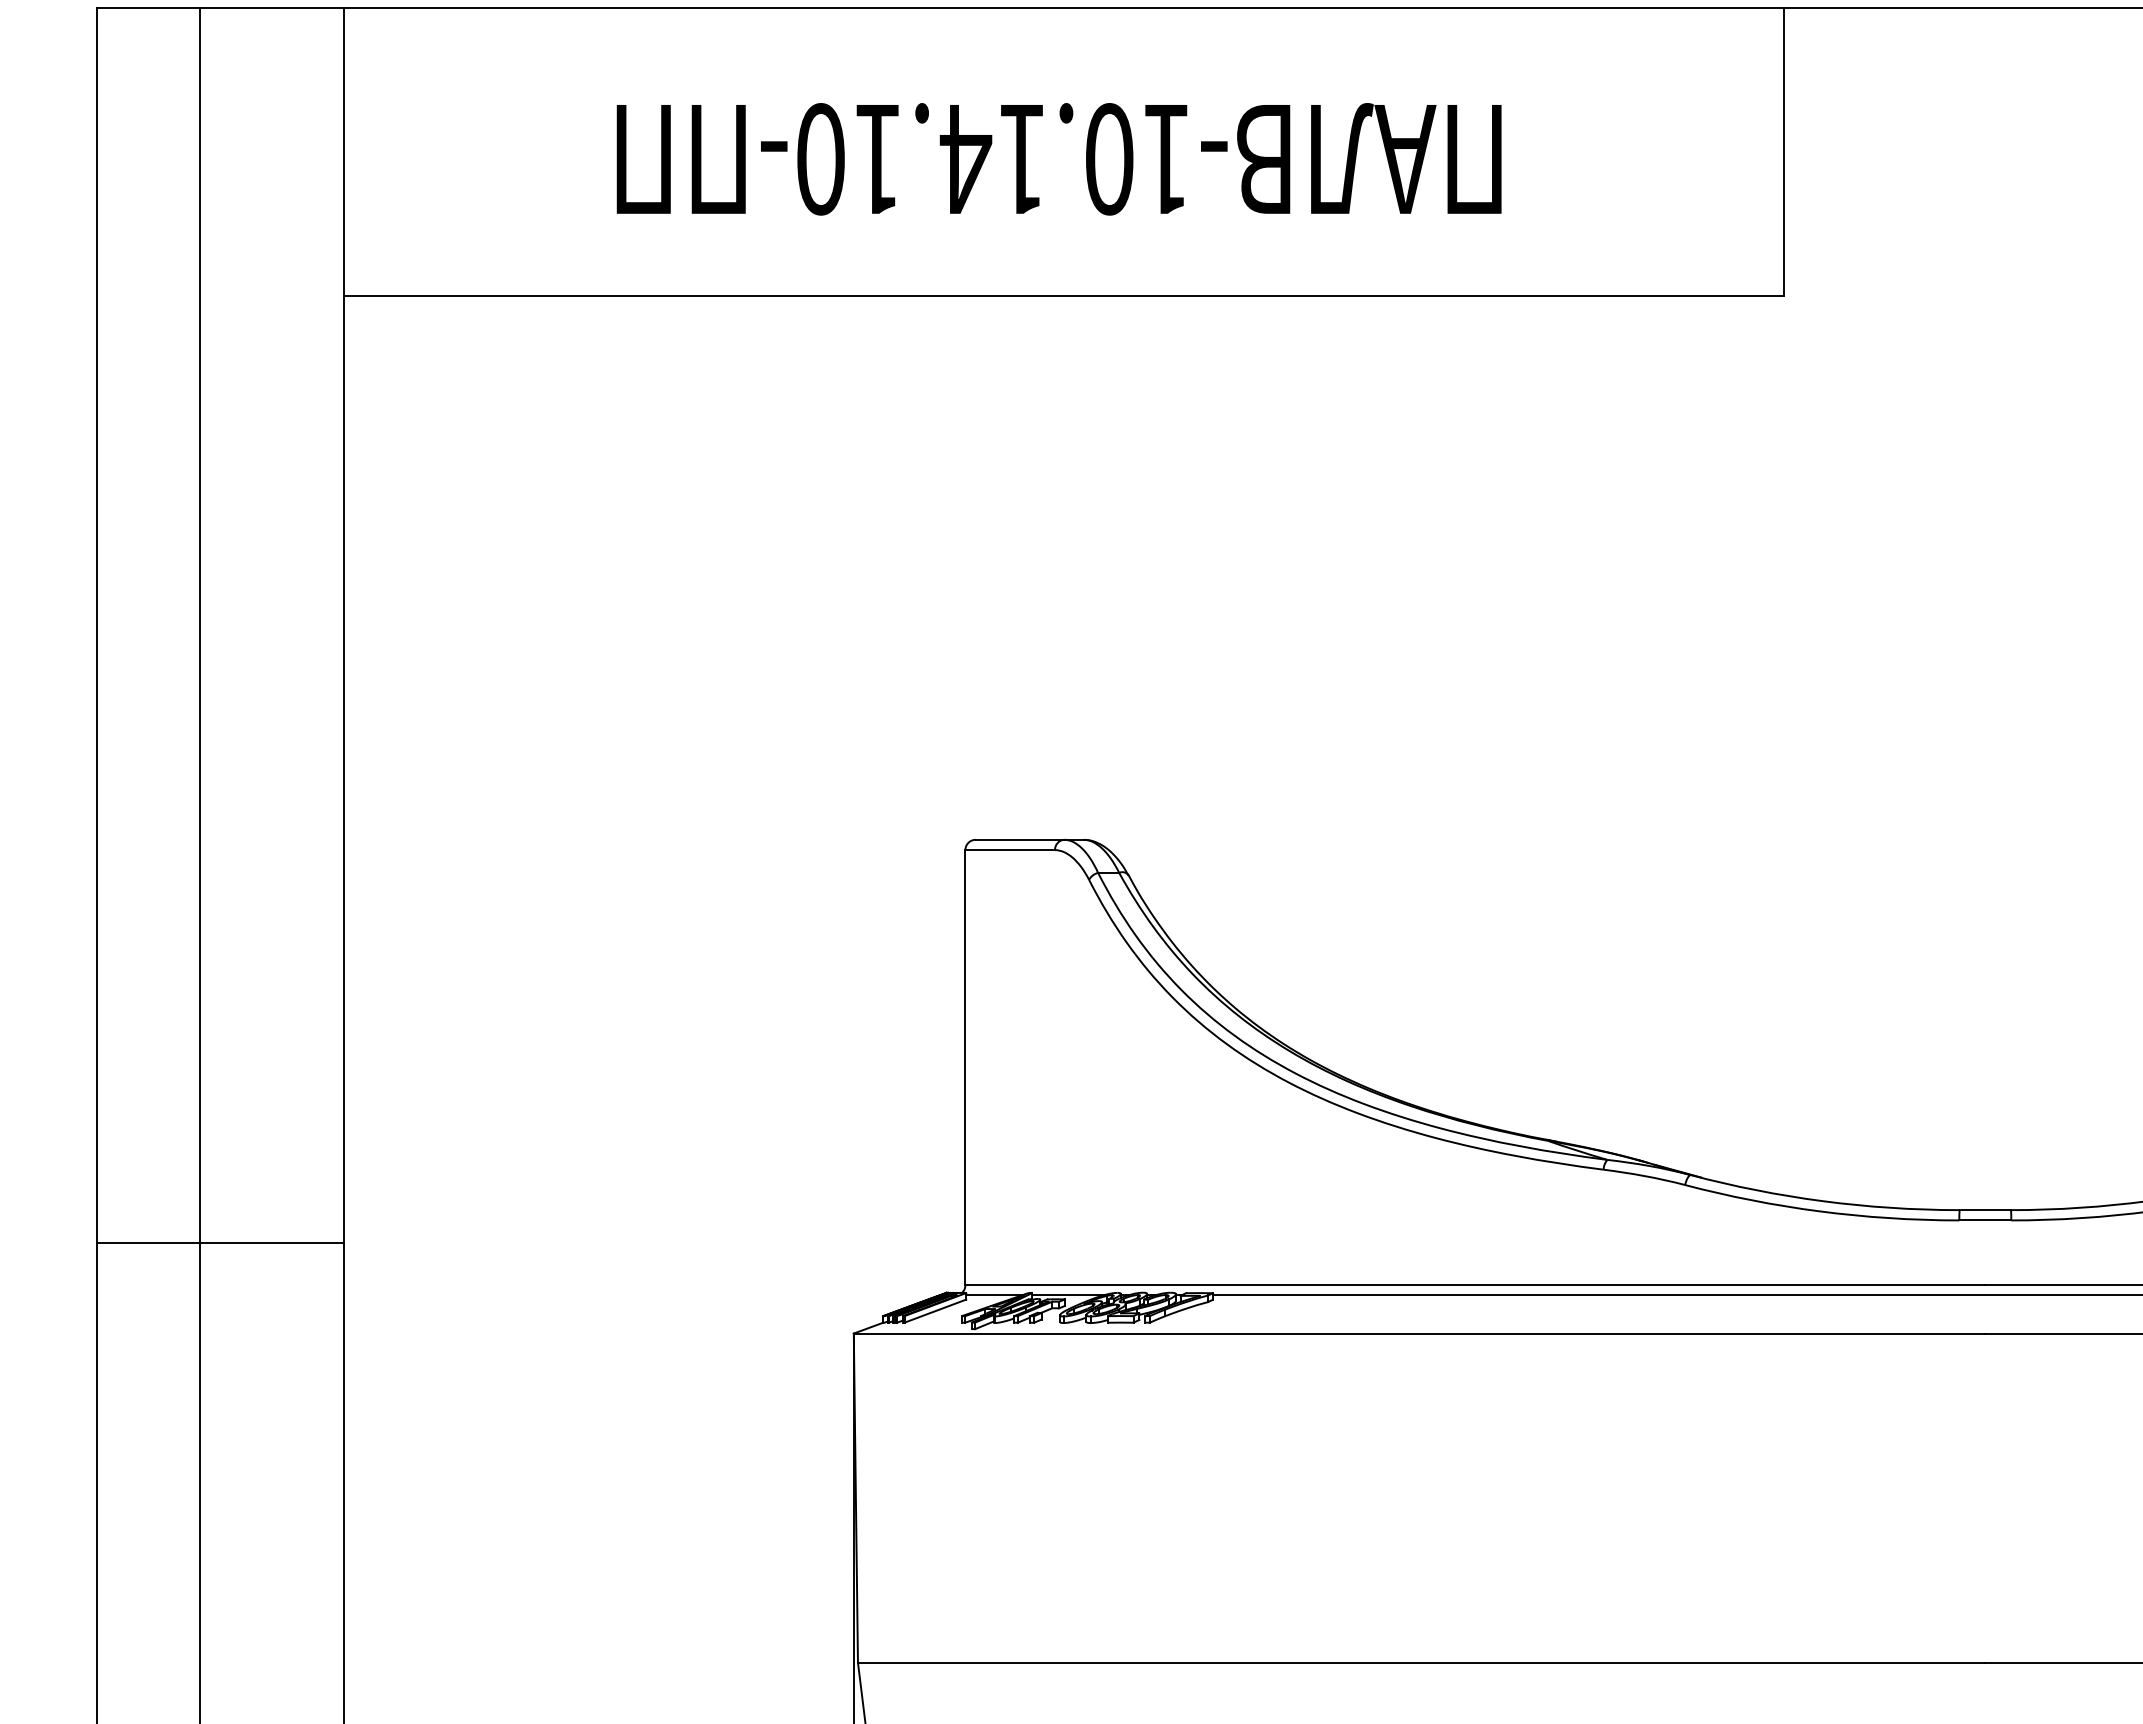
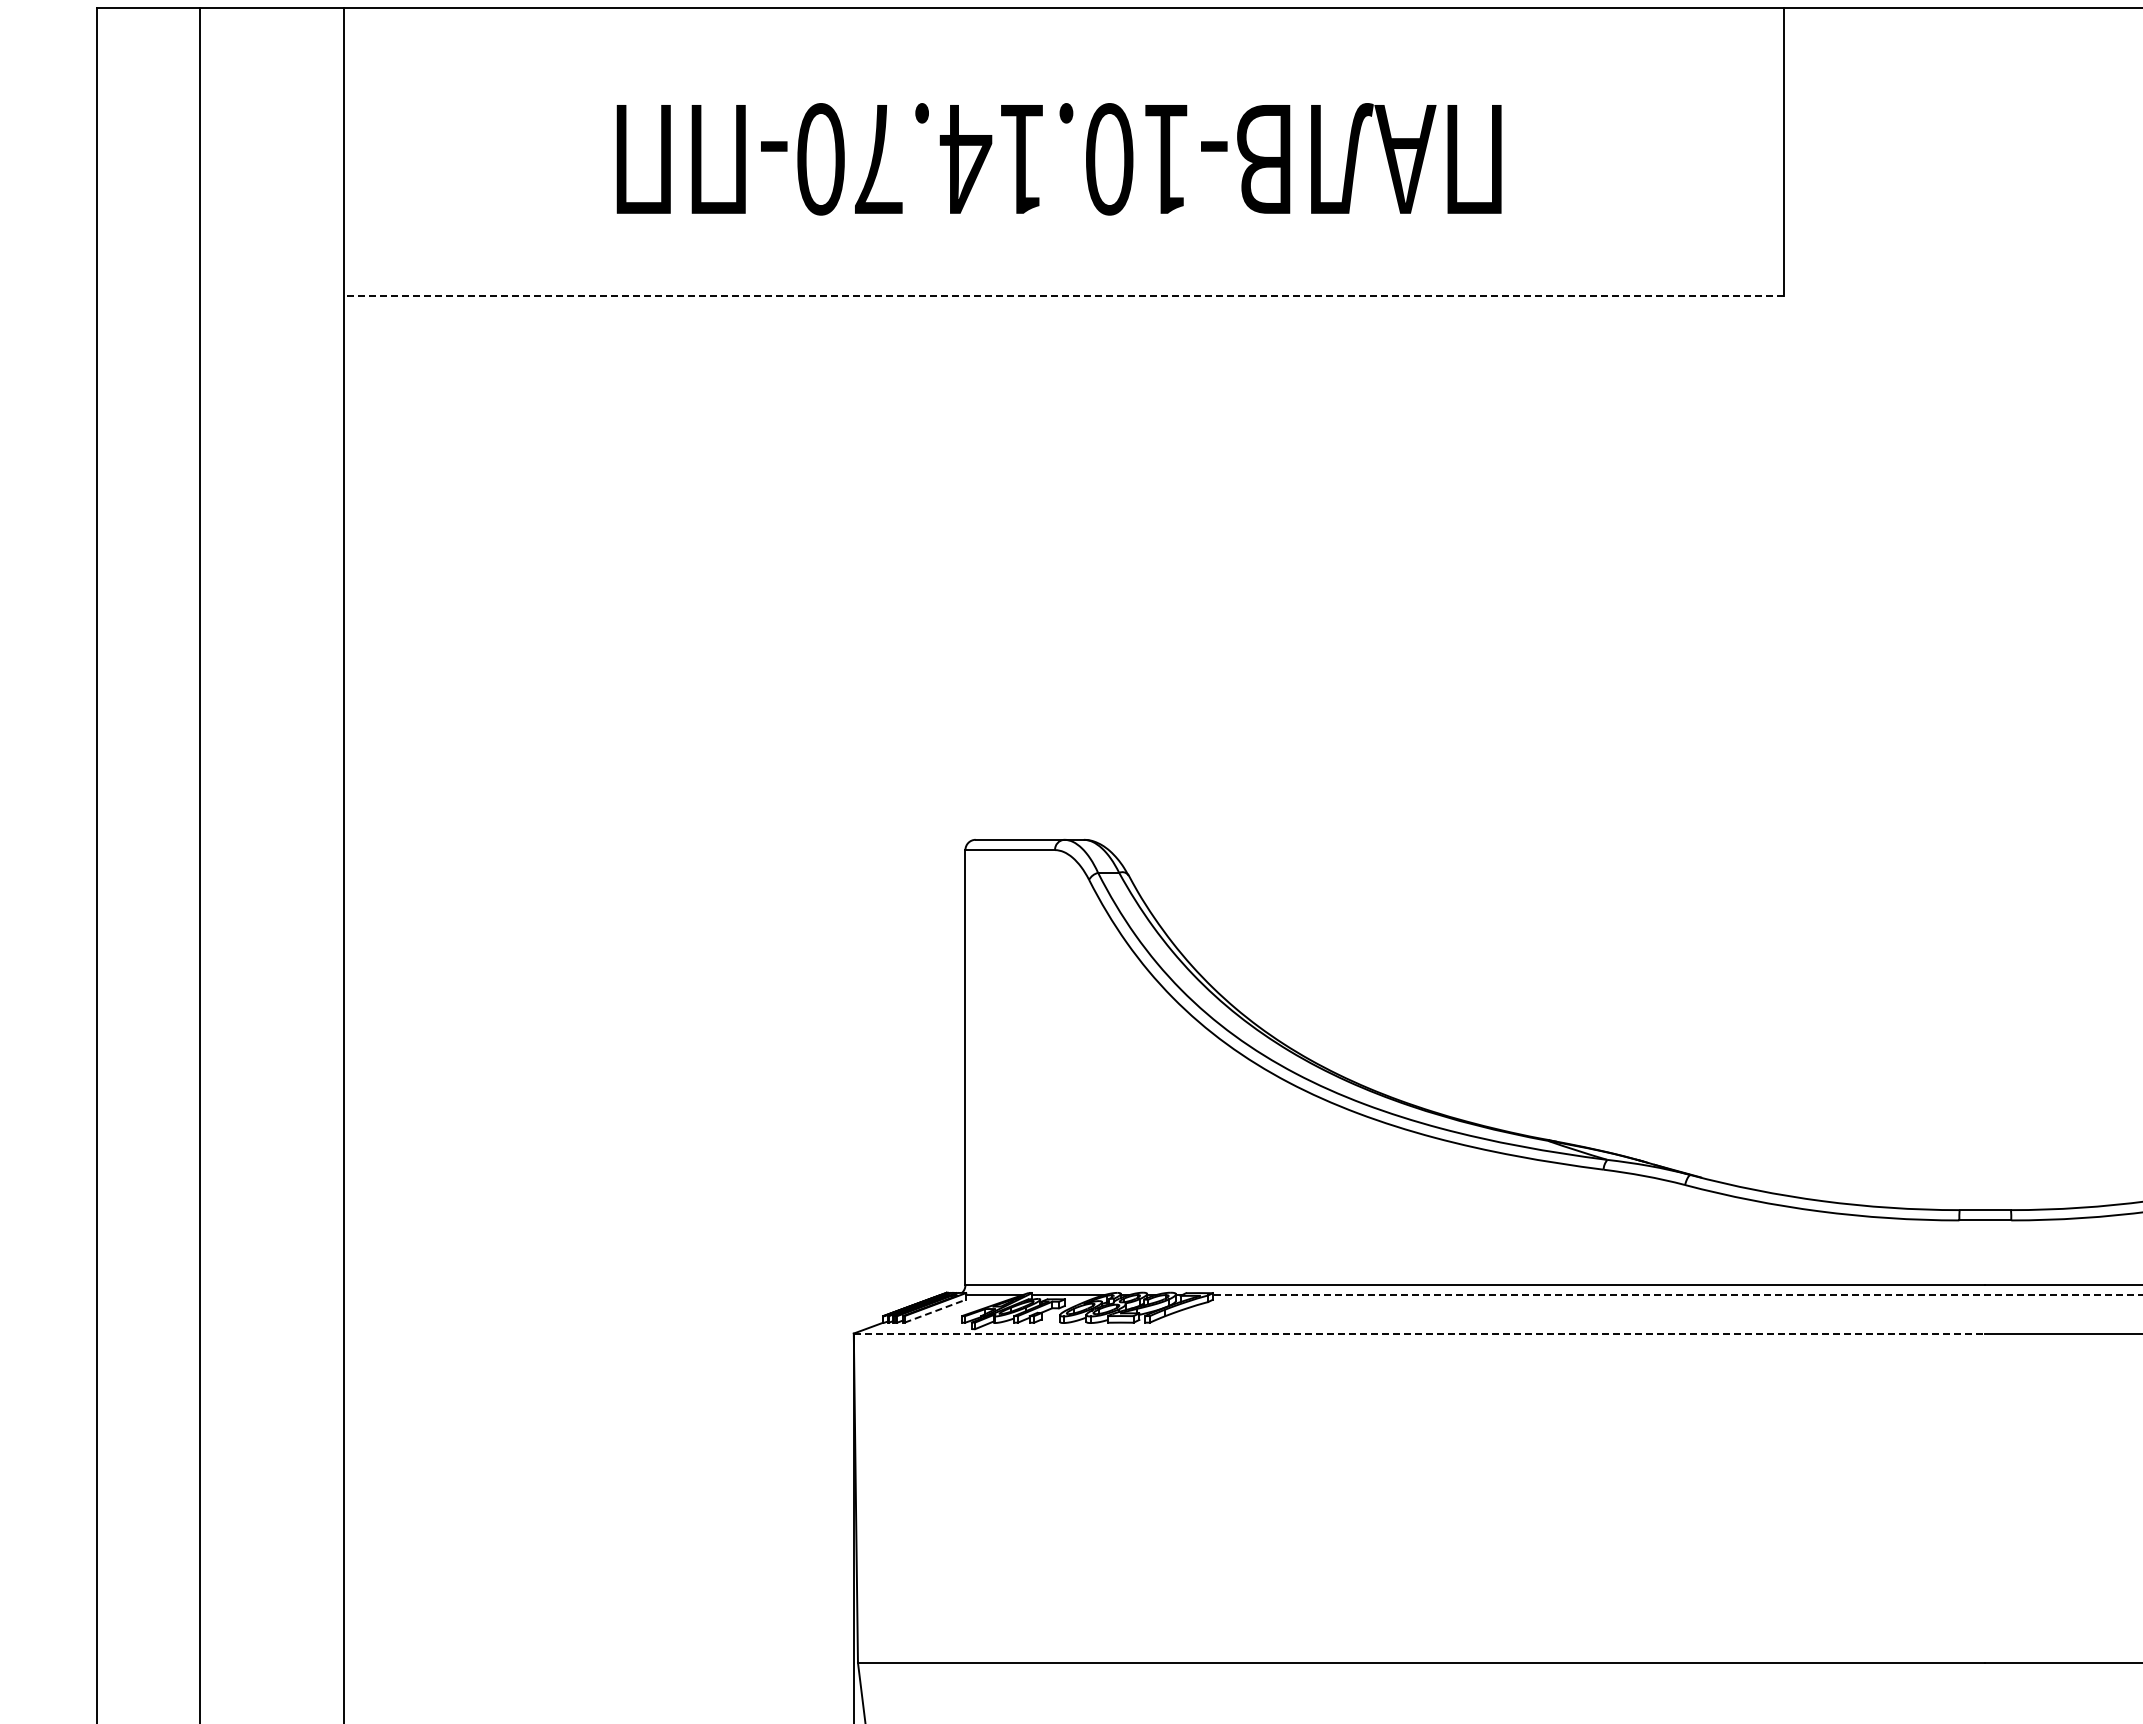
text: -10.14.10- -> -10.14.70- (878, 159)
line: solid -> dashed (1063, 296)
line: present -> none (220, 1242)
line: solid -> dashed (1677, 1294)
line: solid -> dashed (935, 1311)
line: solid -> dashed (1419, 1333)
